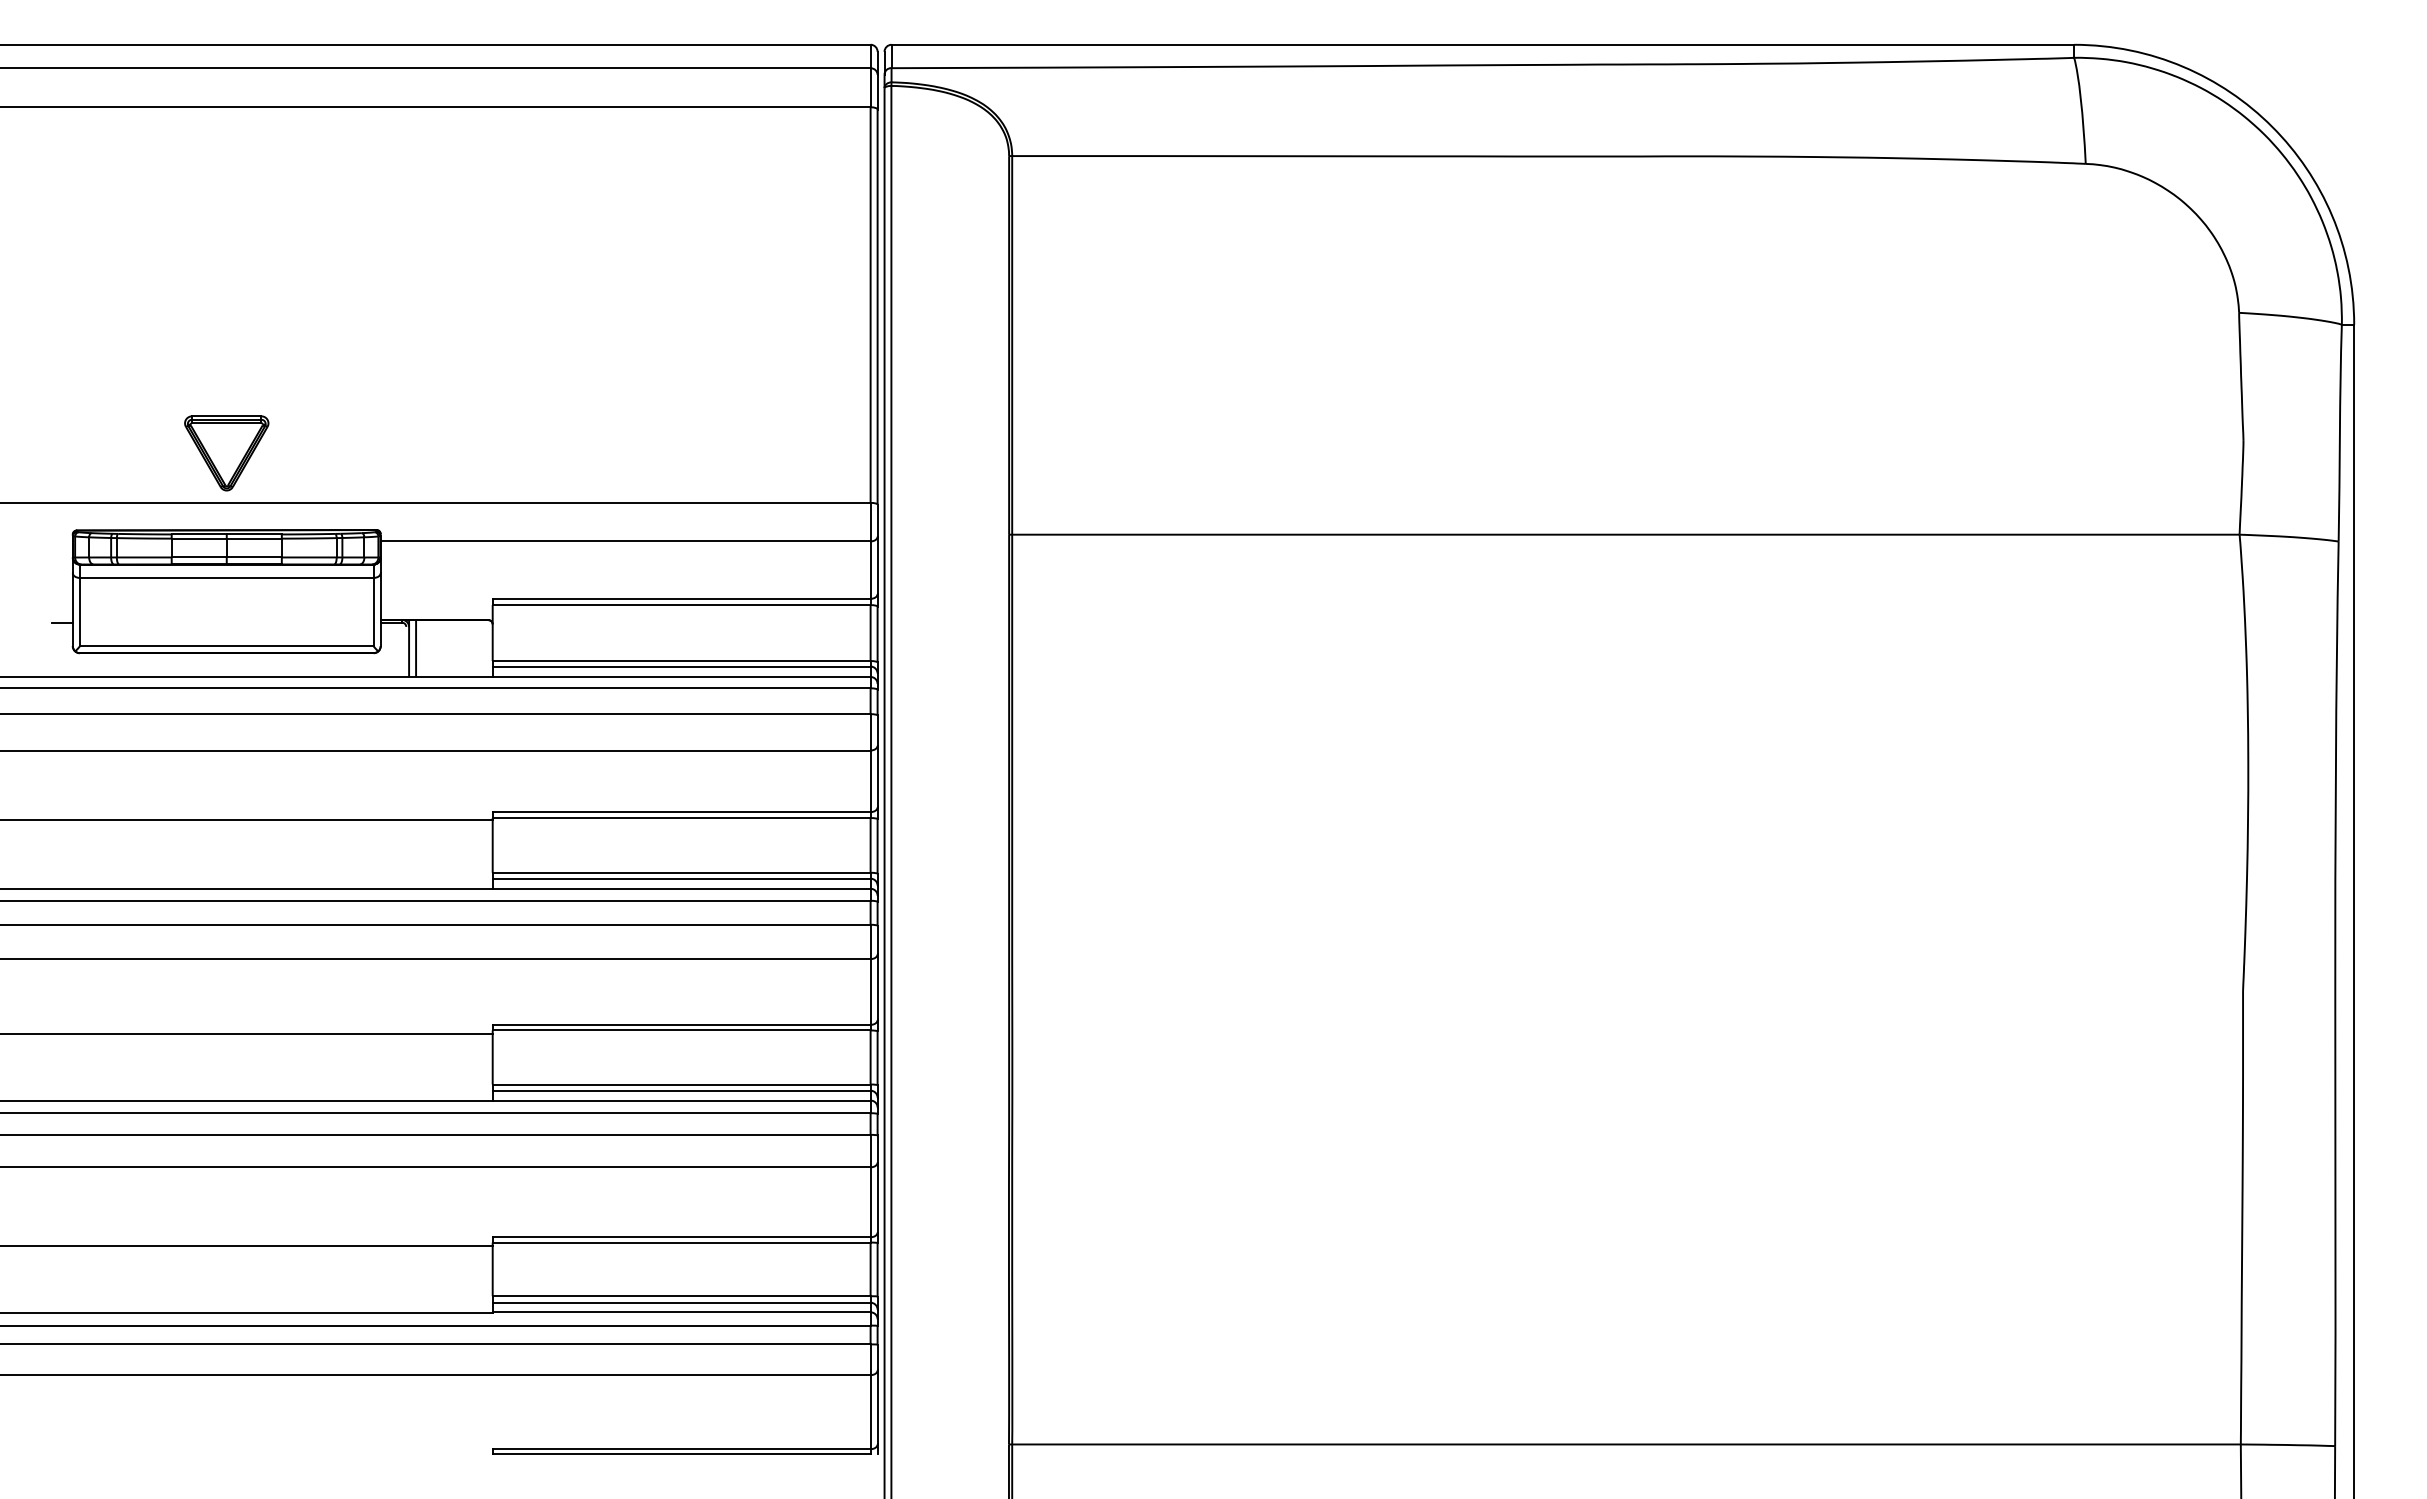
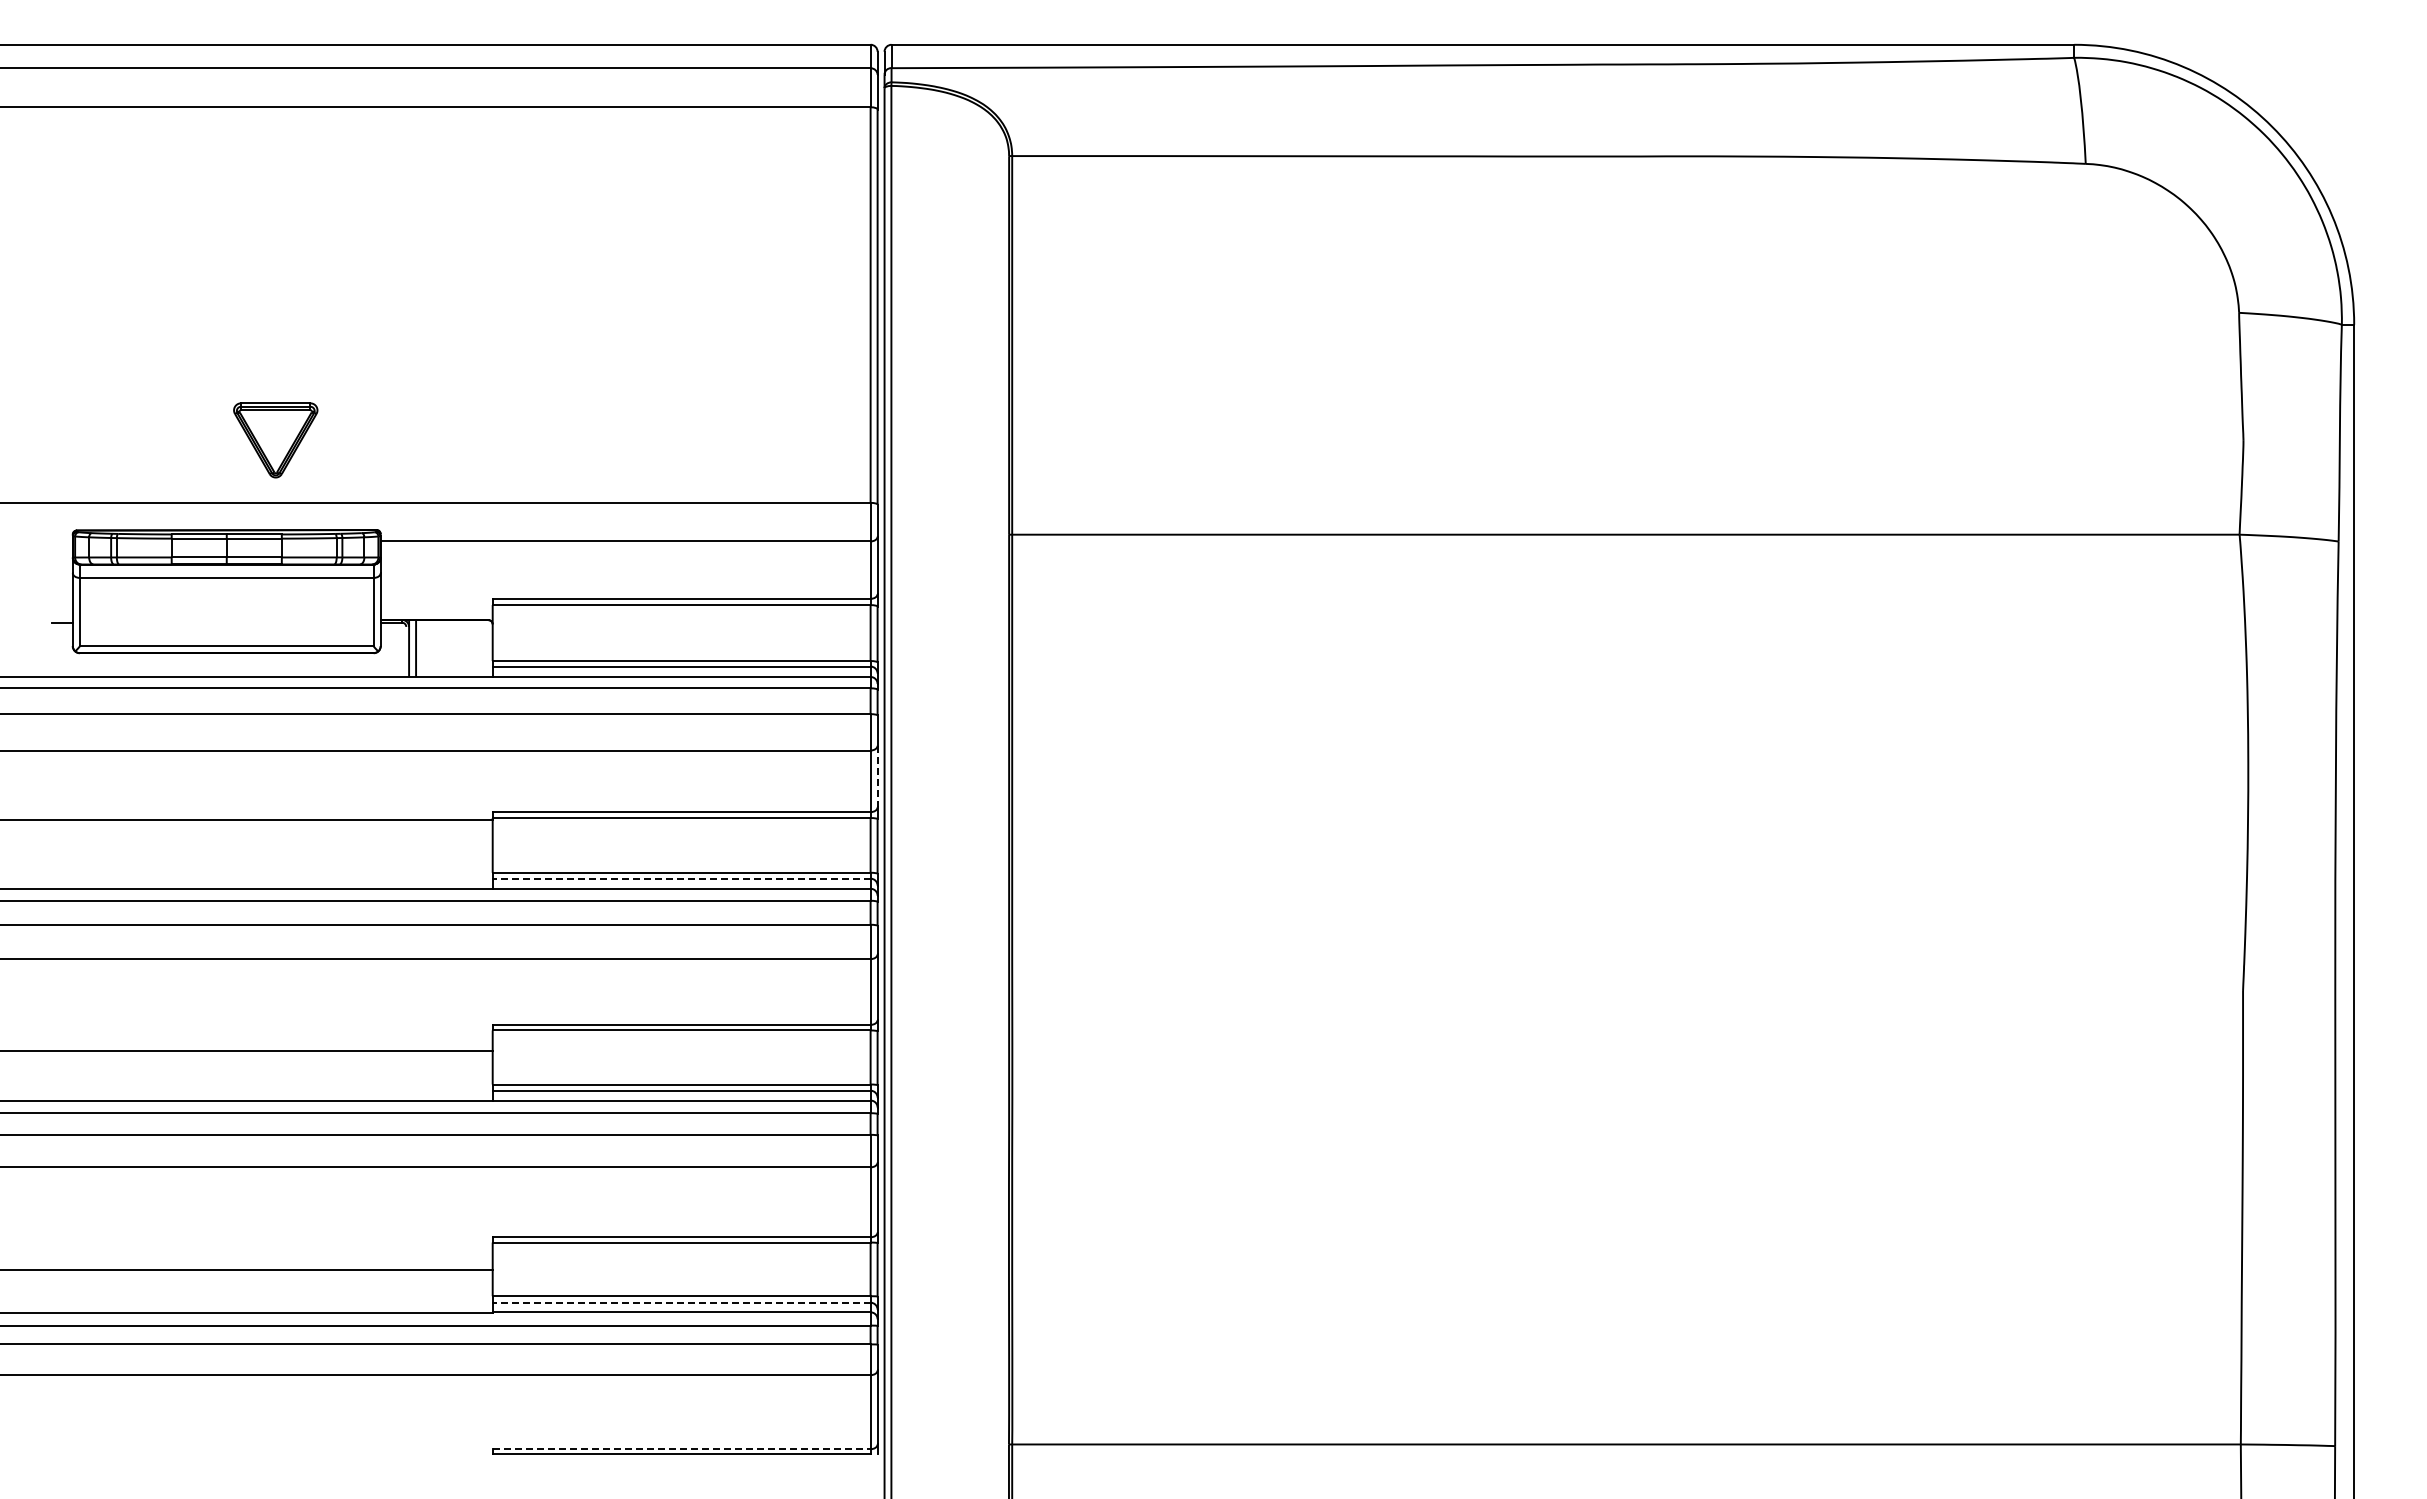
part position: (226, 453) -> (275, 440) (275, 440)
line: solid -> dashed (877, 776)
line: solid -> dashed (681, 878)
line position: (247, 1033) -> (247, 1050) (247, 1050)
line position: (247, 1246) -> (247, 1270) (247, 1270)
line: solid -> dashed (681, 1302)
line: solid -> dashed (681, 1449)
